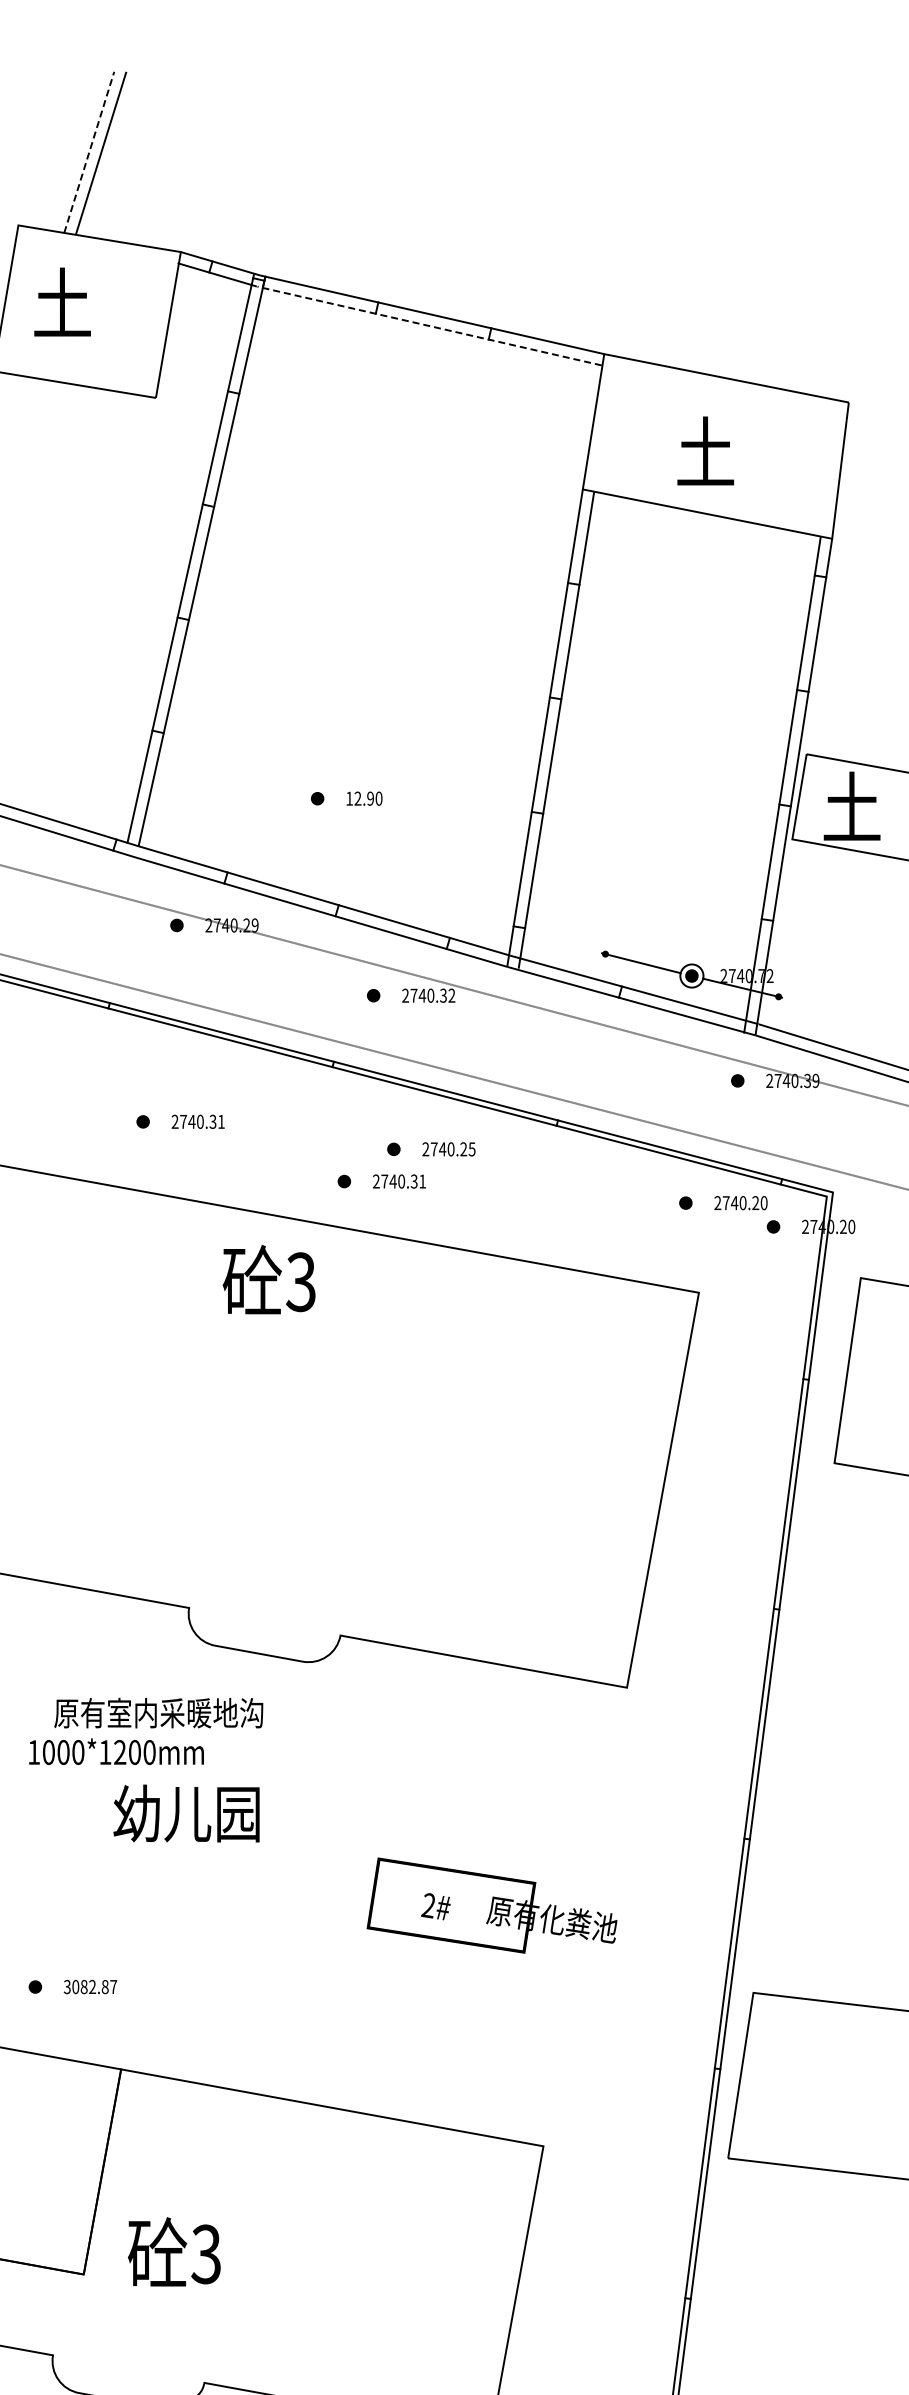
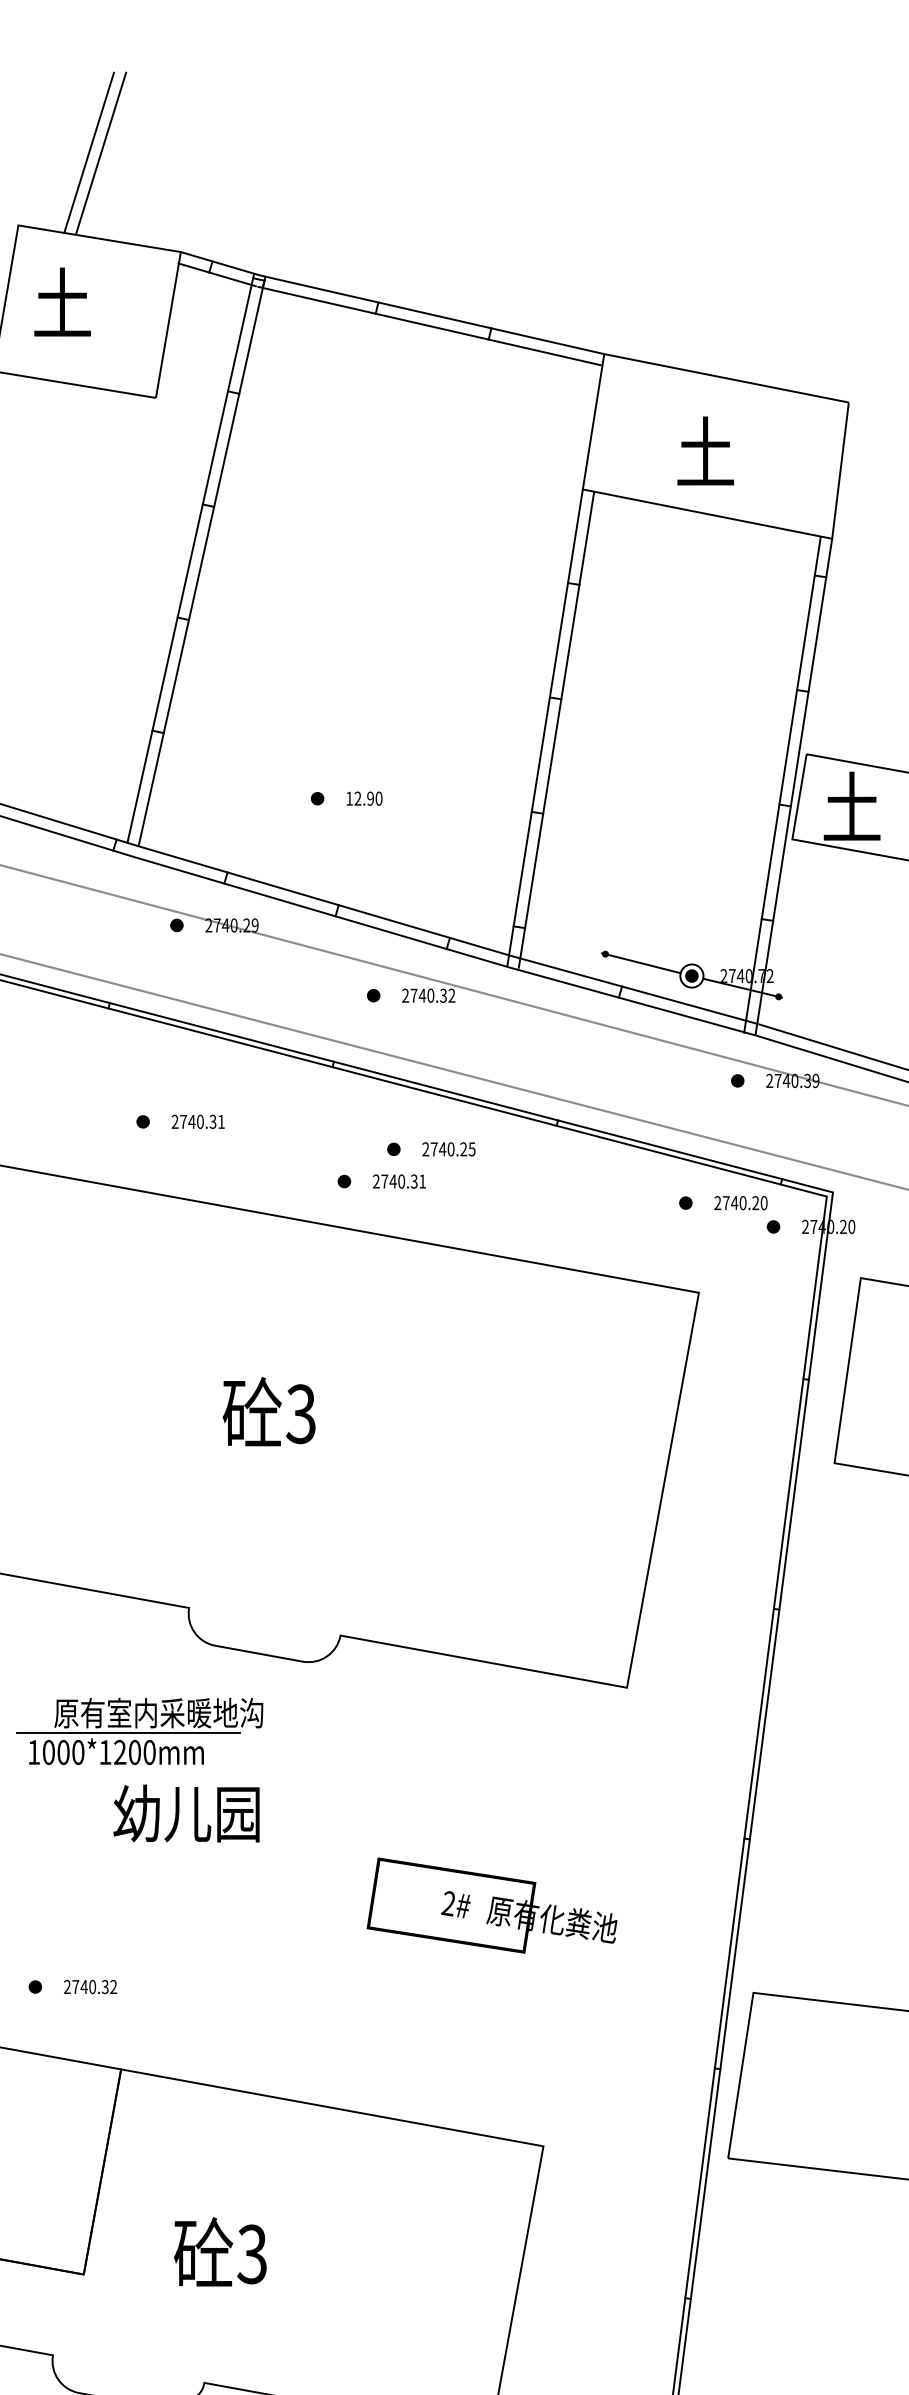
line: dashed -> solid (89, 151)
line: dashed -> solid (429, 326)
text position: (268, 1279) -> (268, 1411) (268, 1411)
line: none -> present (128, 1733)
text position: (435, 1906) -> (455, 1904) (455, 1904)
text: 3082.87 -> 2740.32 (90, 1986)
text position: (174, 2251) -> (220, 2251) (220, 2251)
